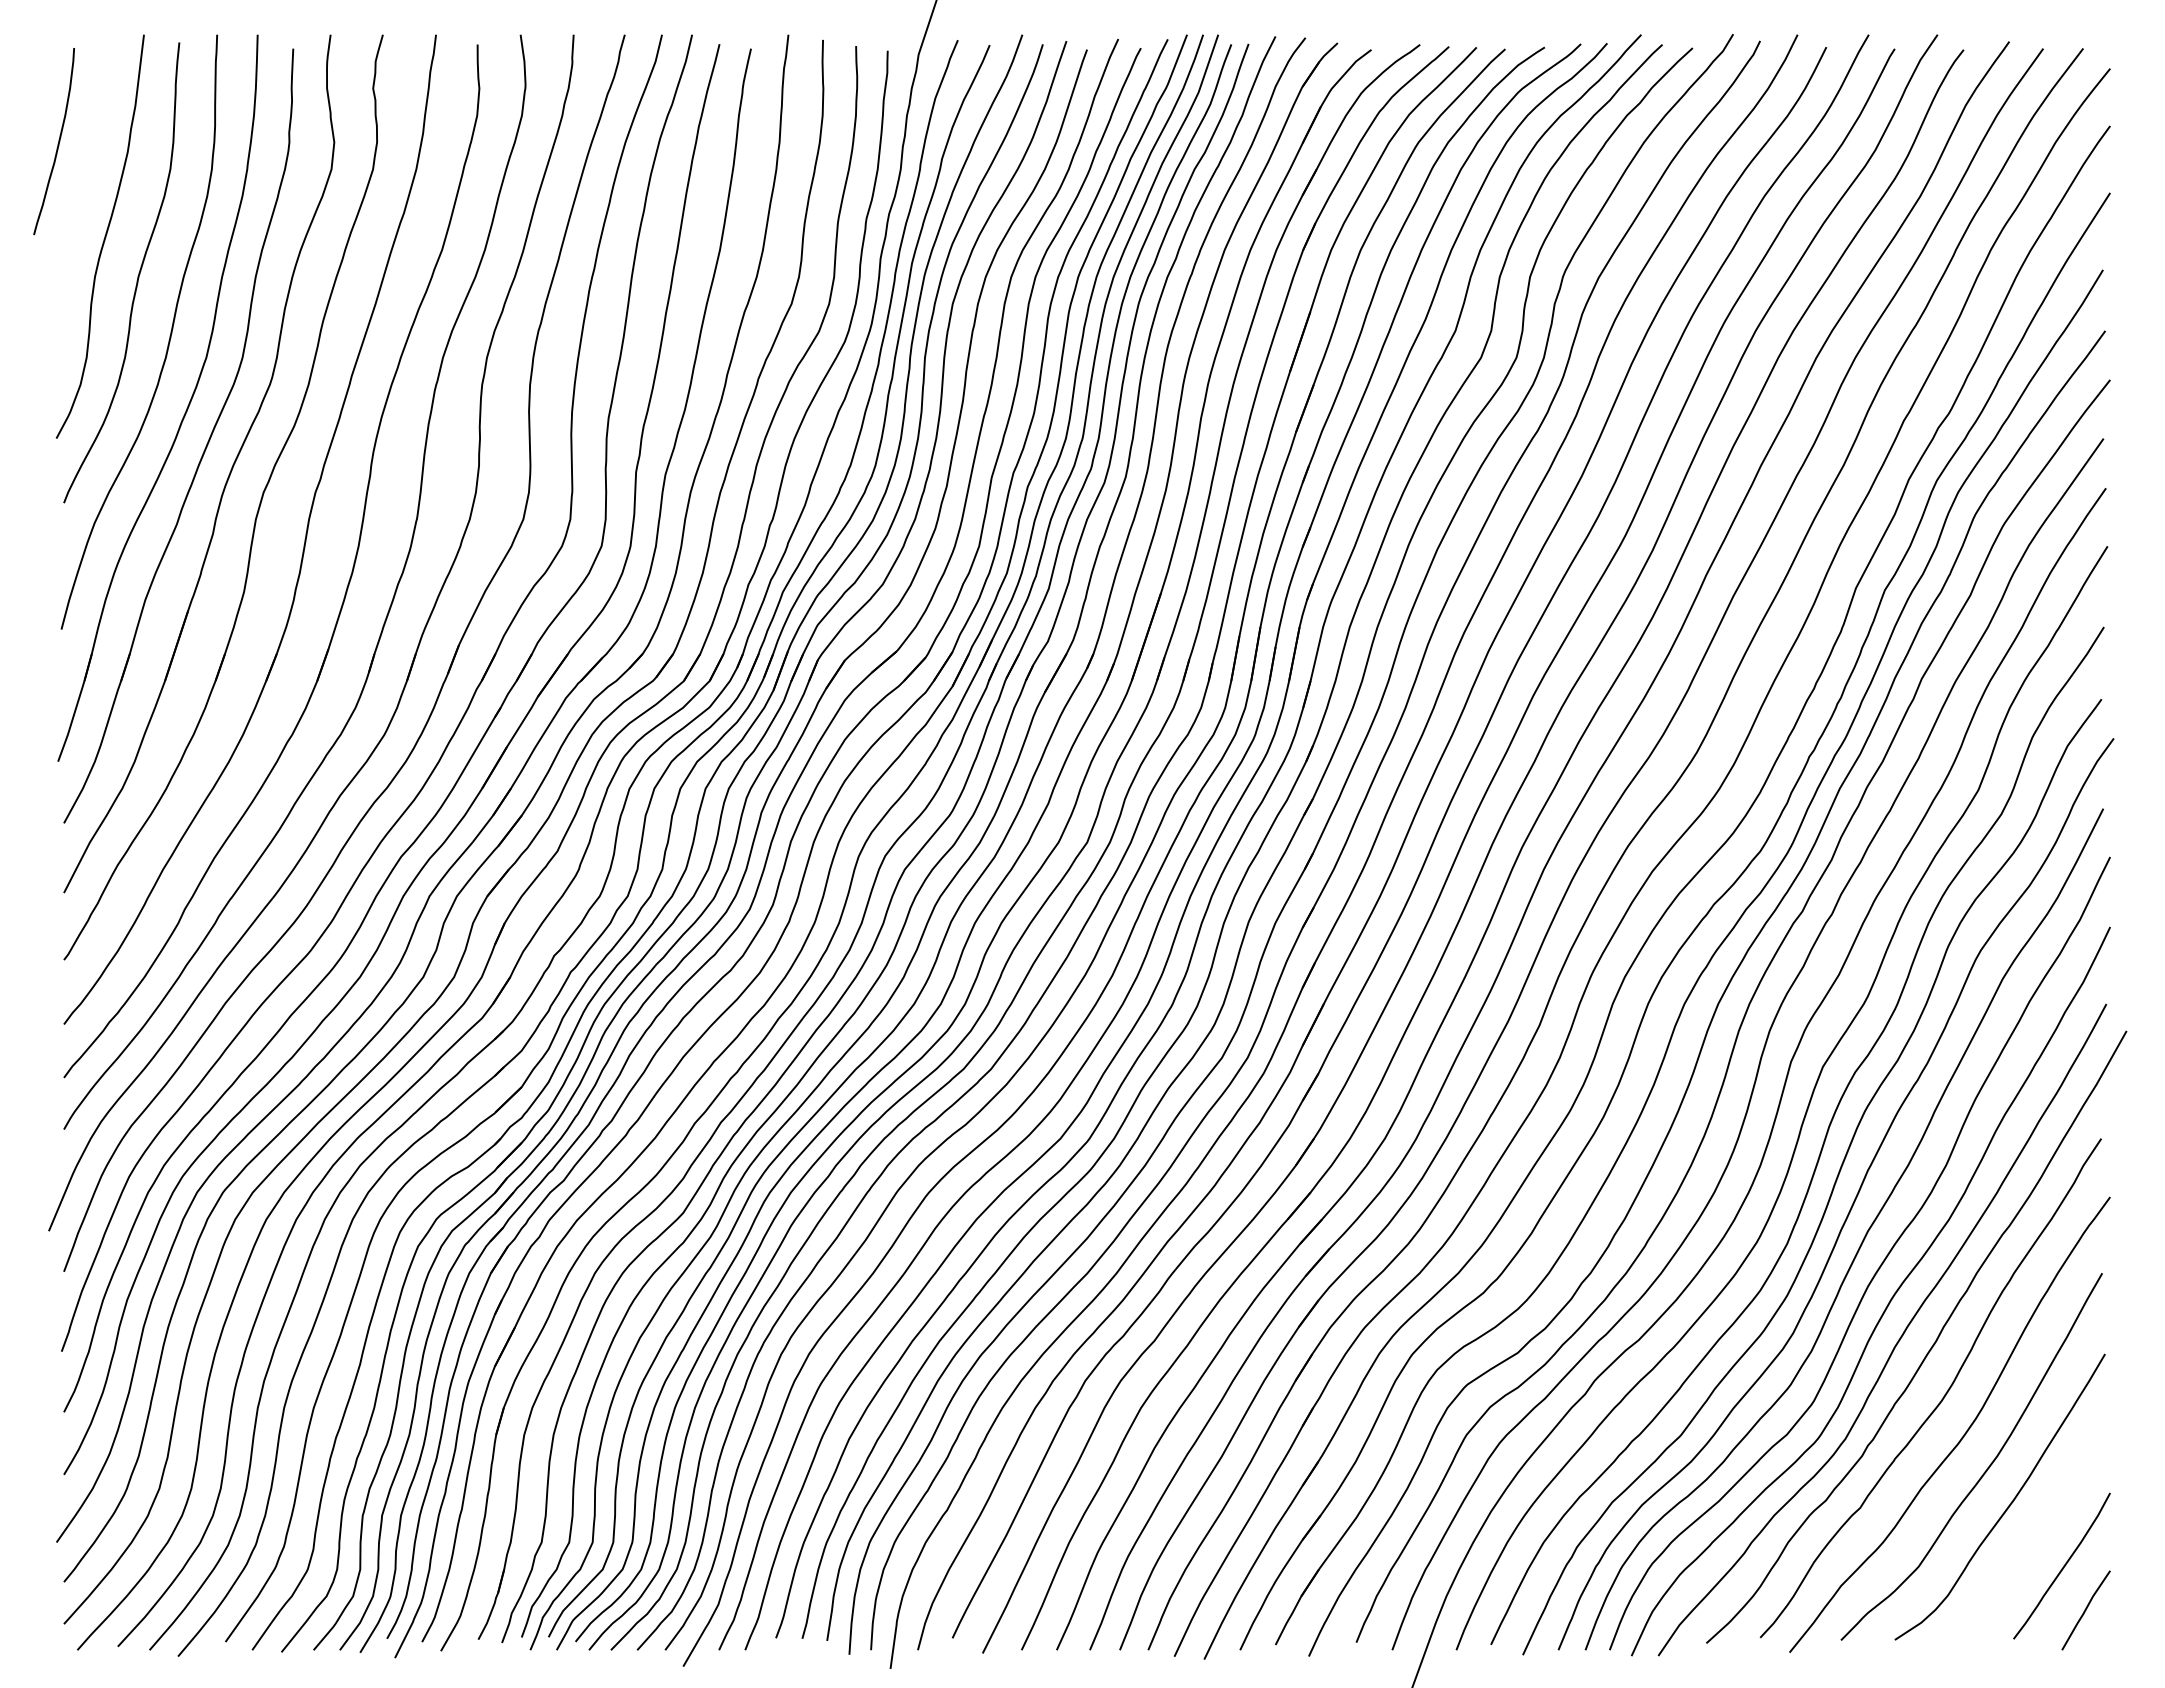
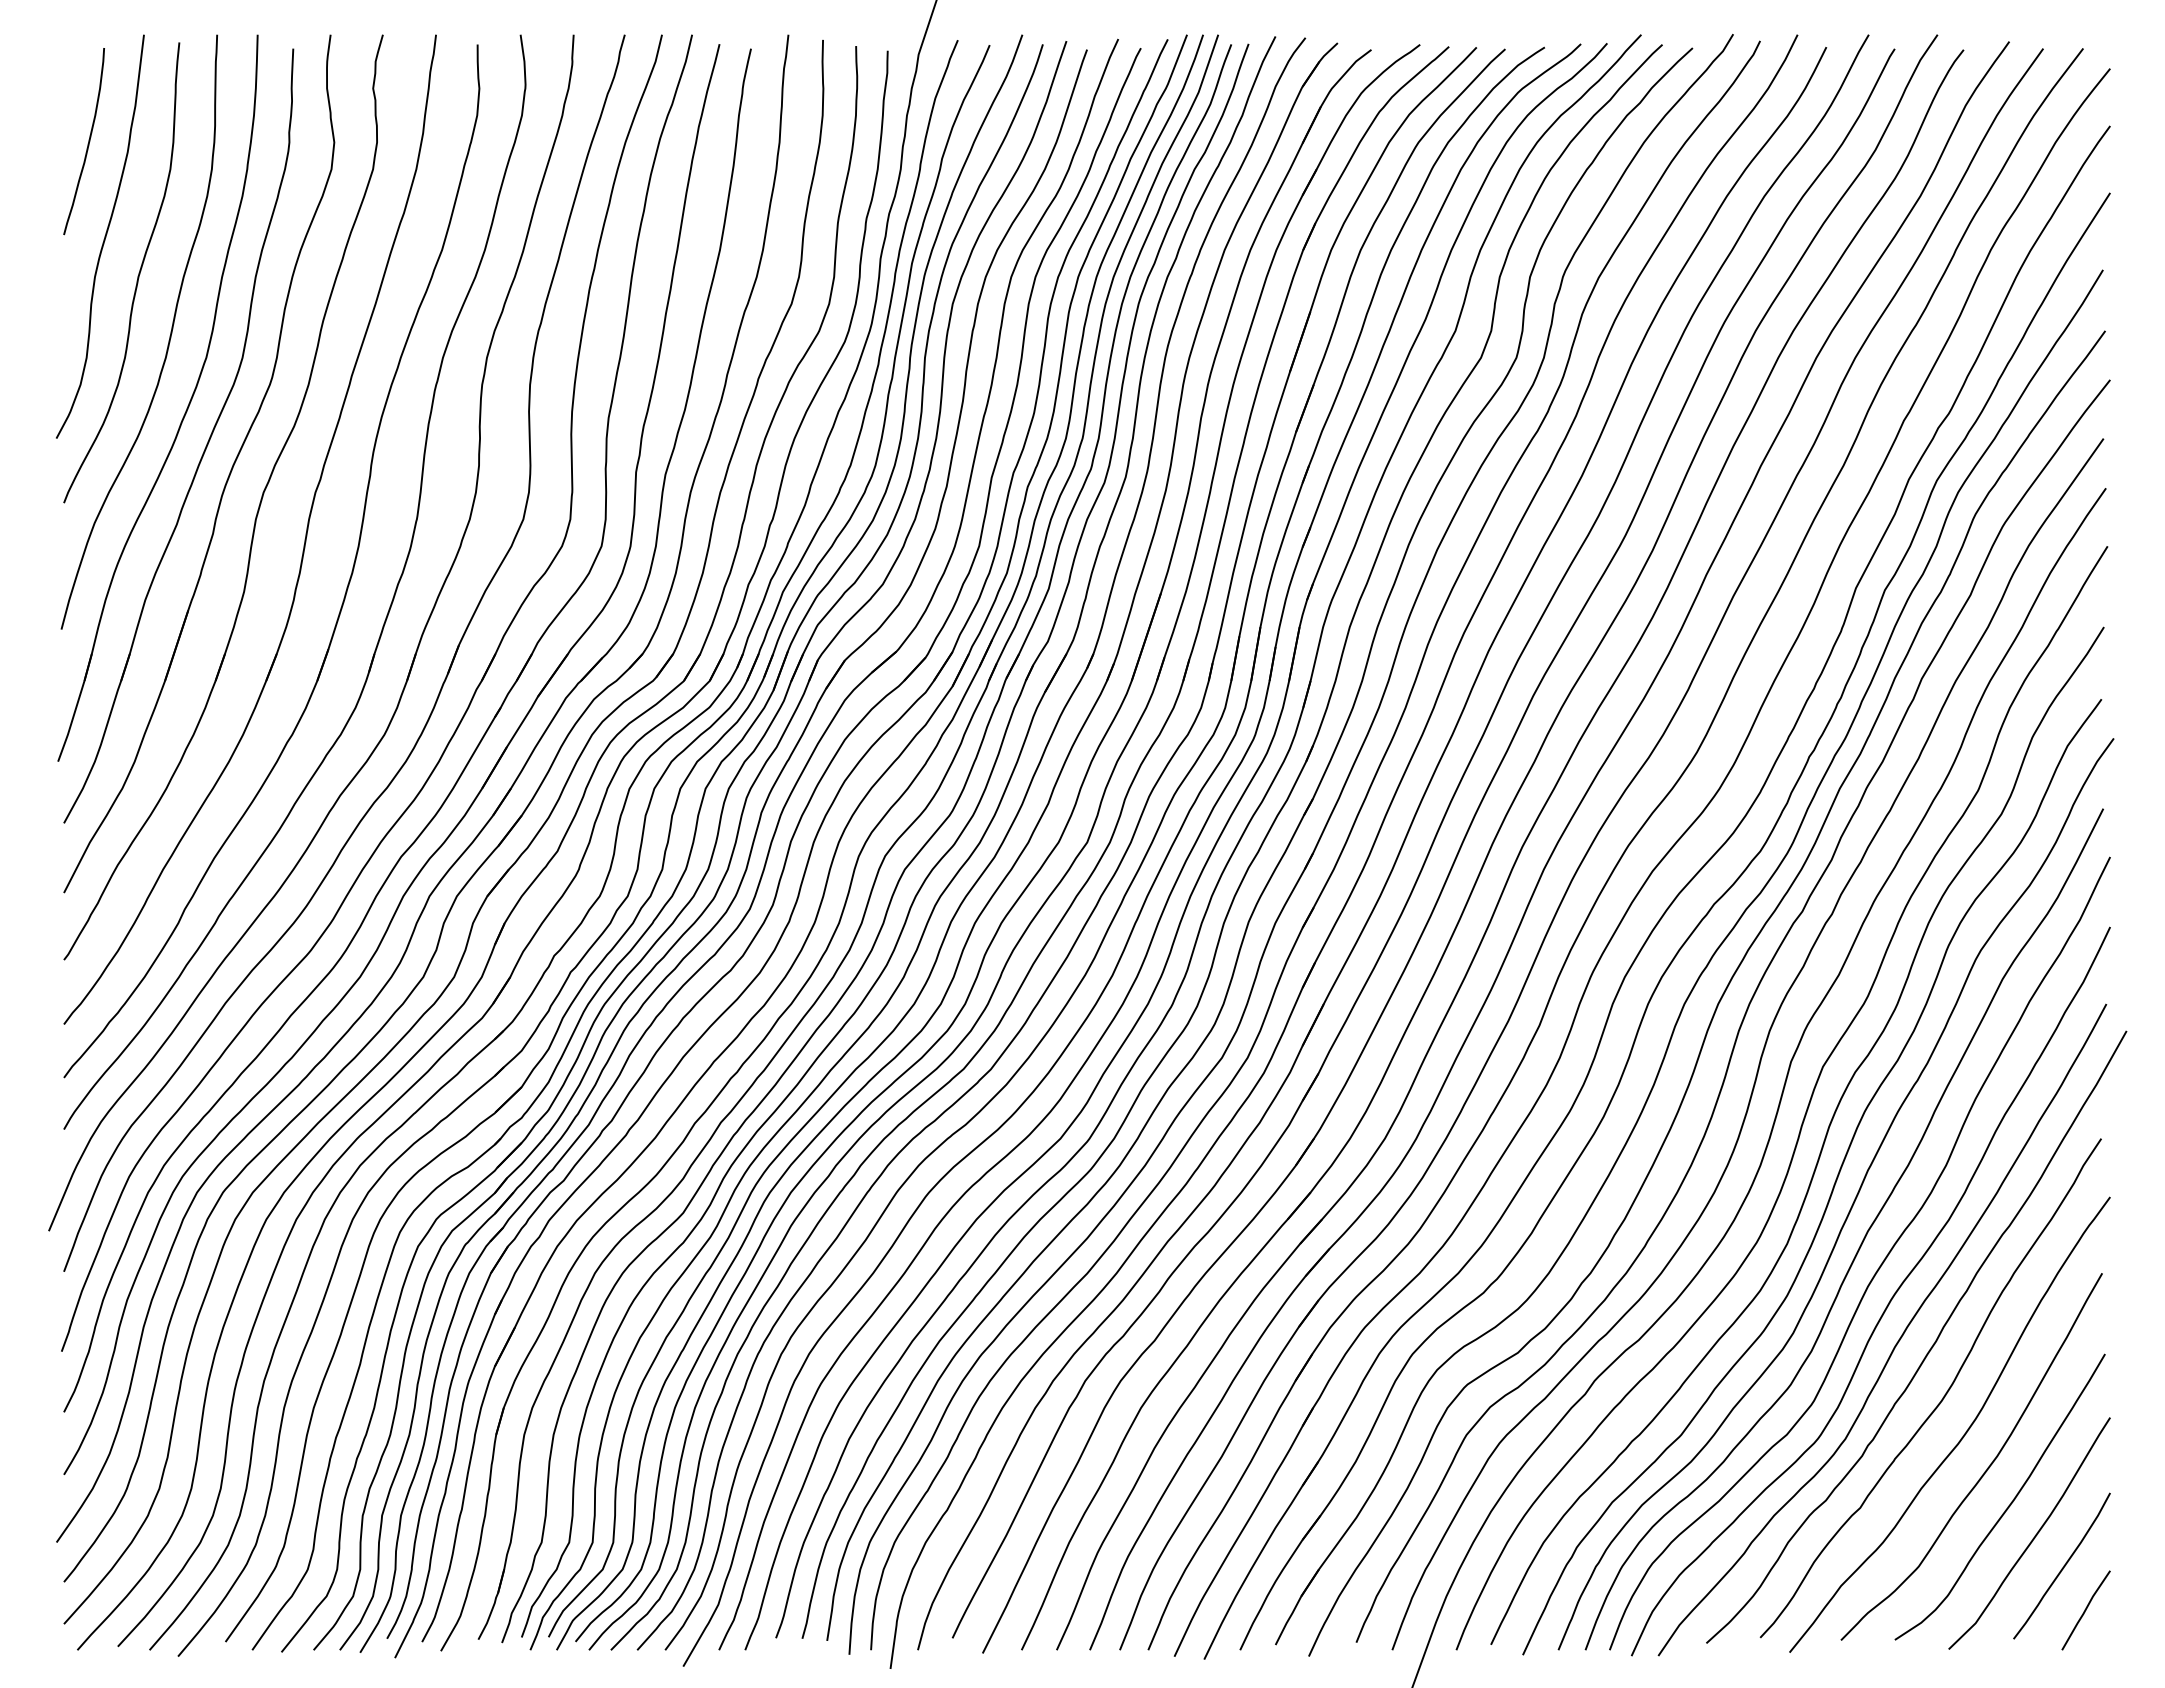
curve position: (57, 143) -> (87, 143) (87, 143)
curve: none -> present (2034, 1535)
